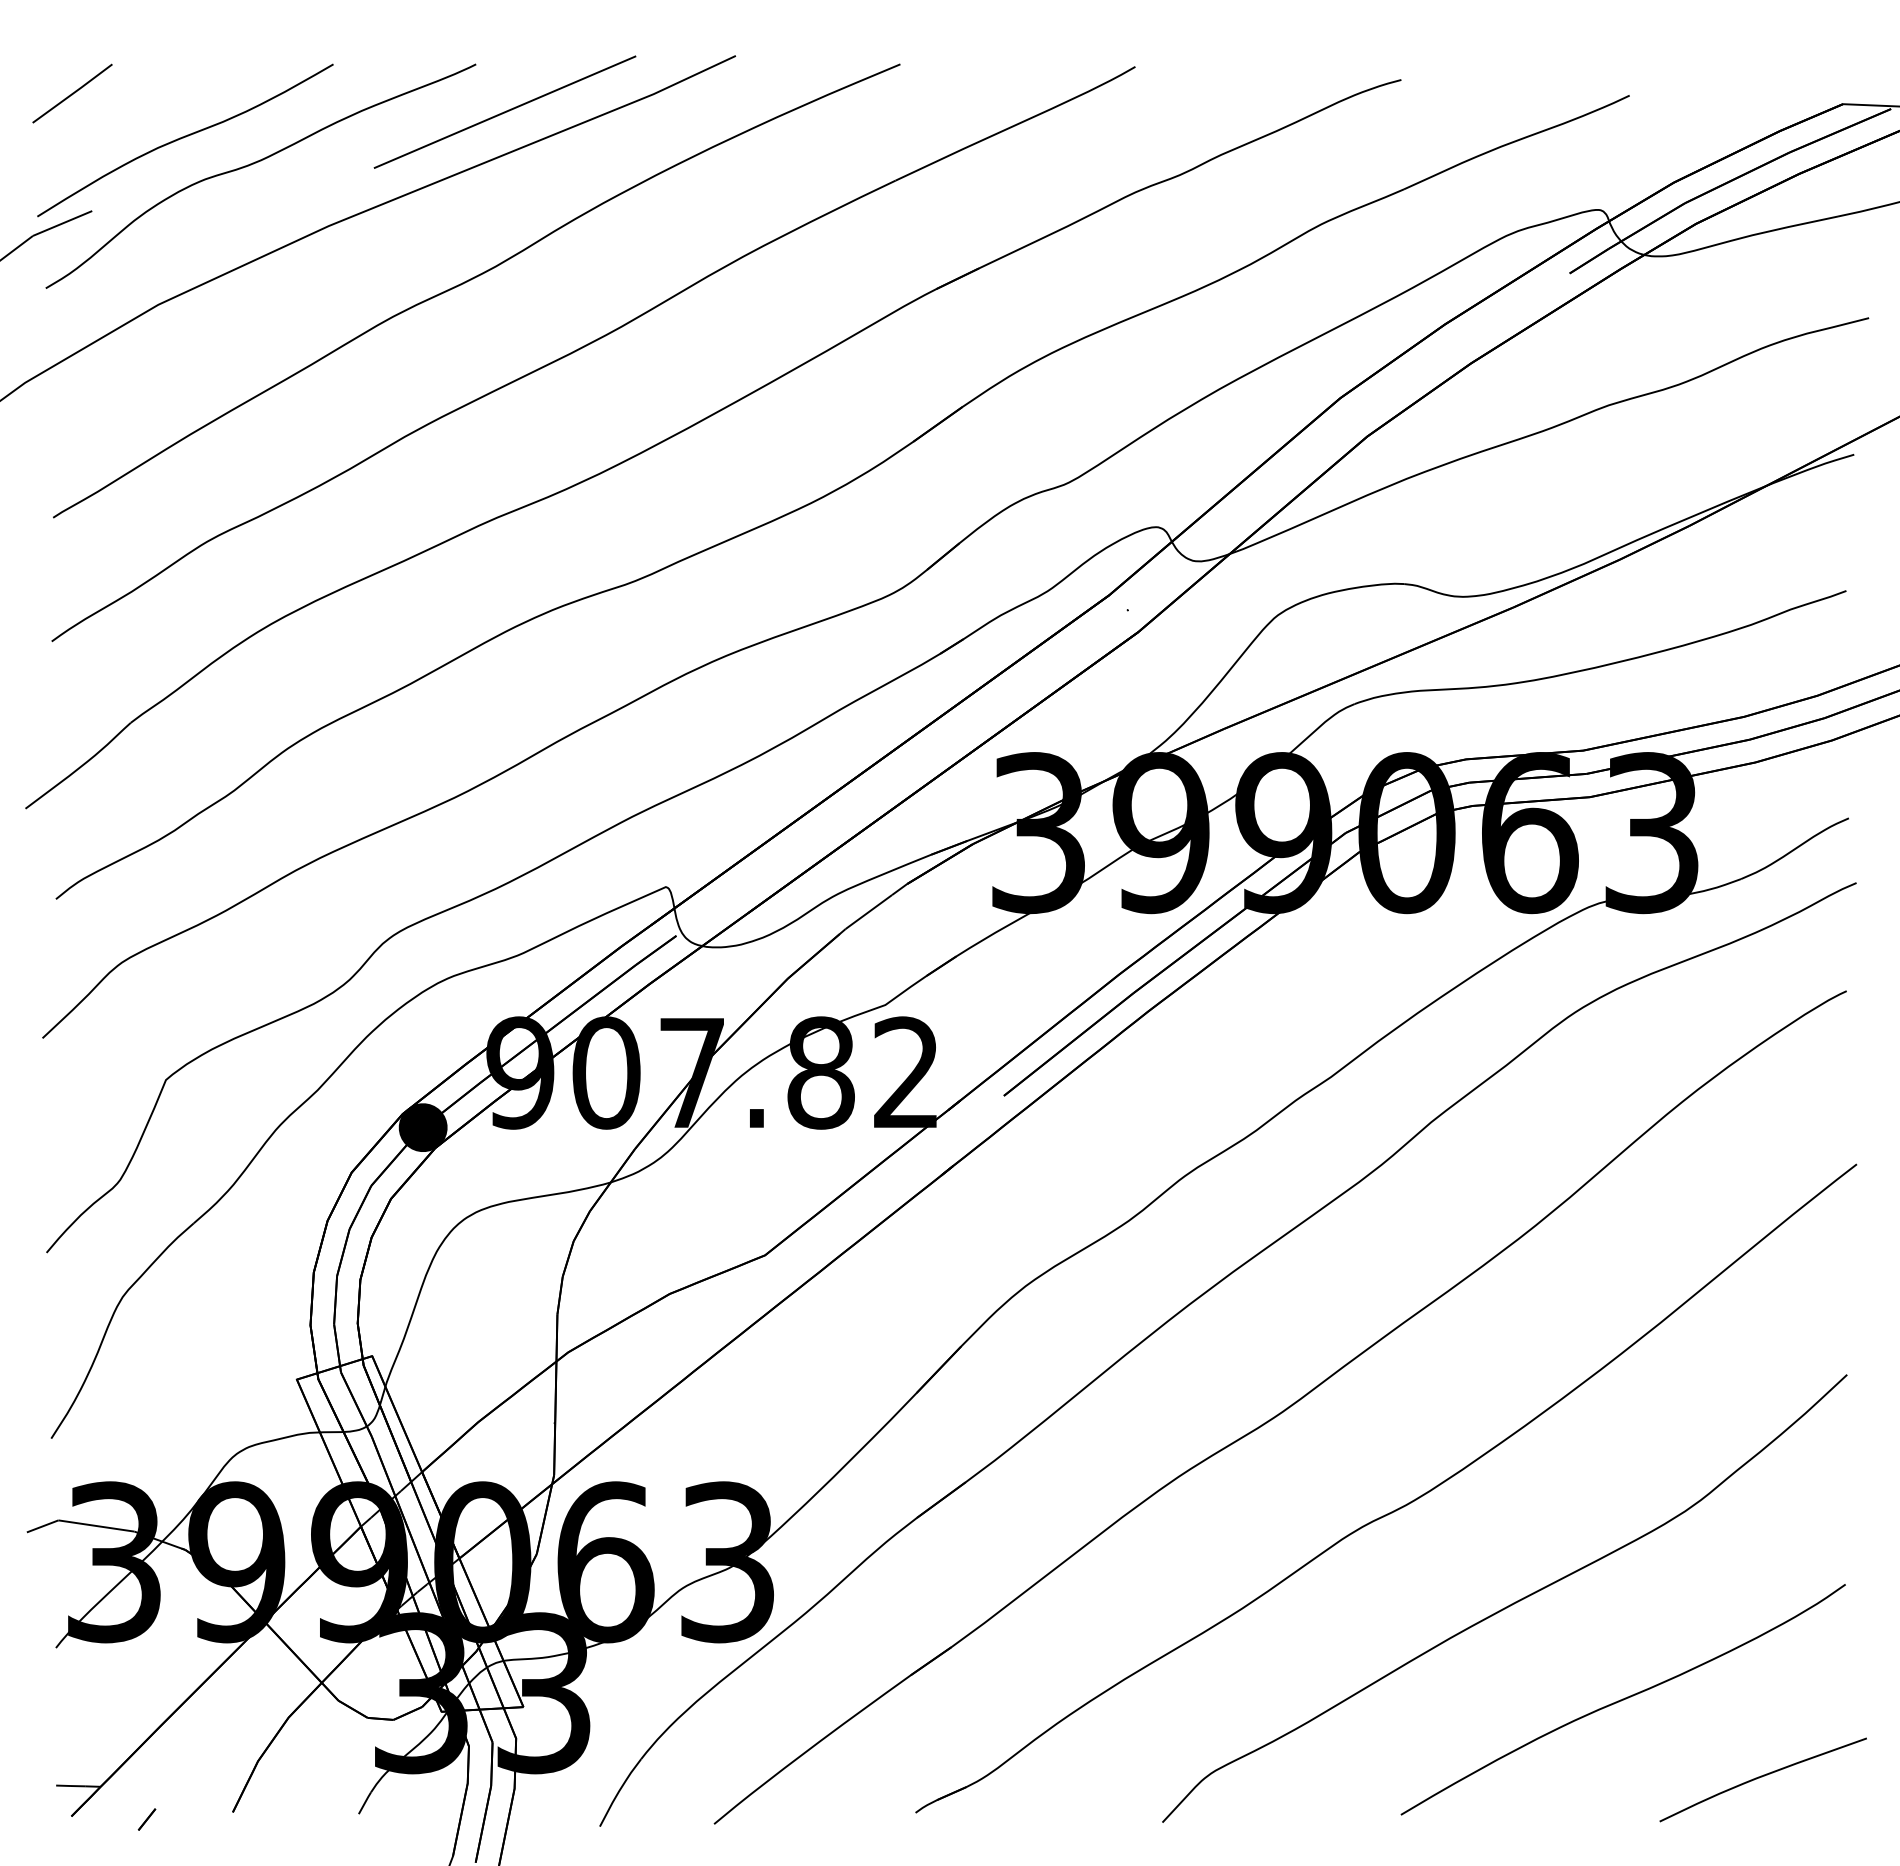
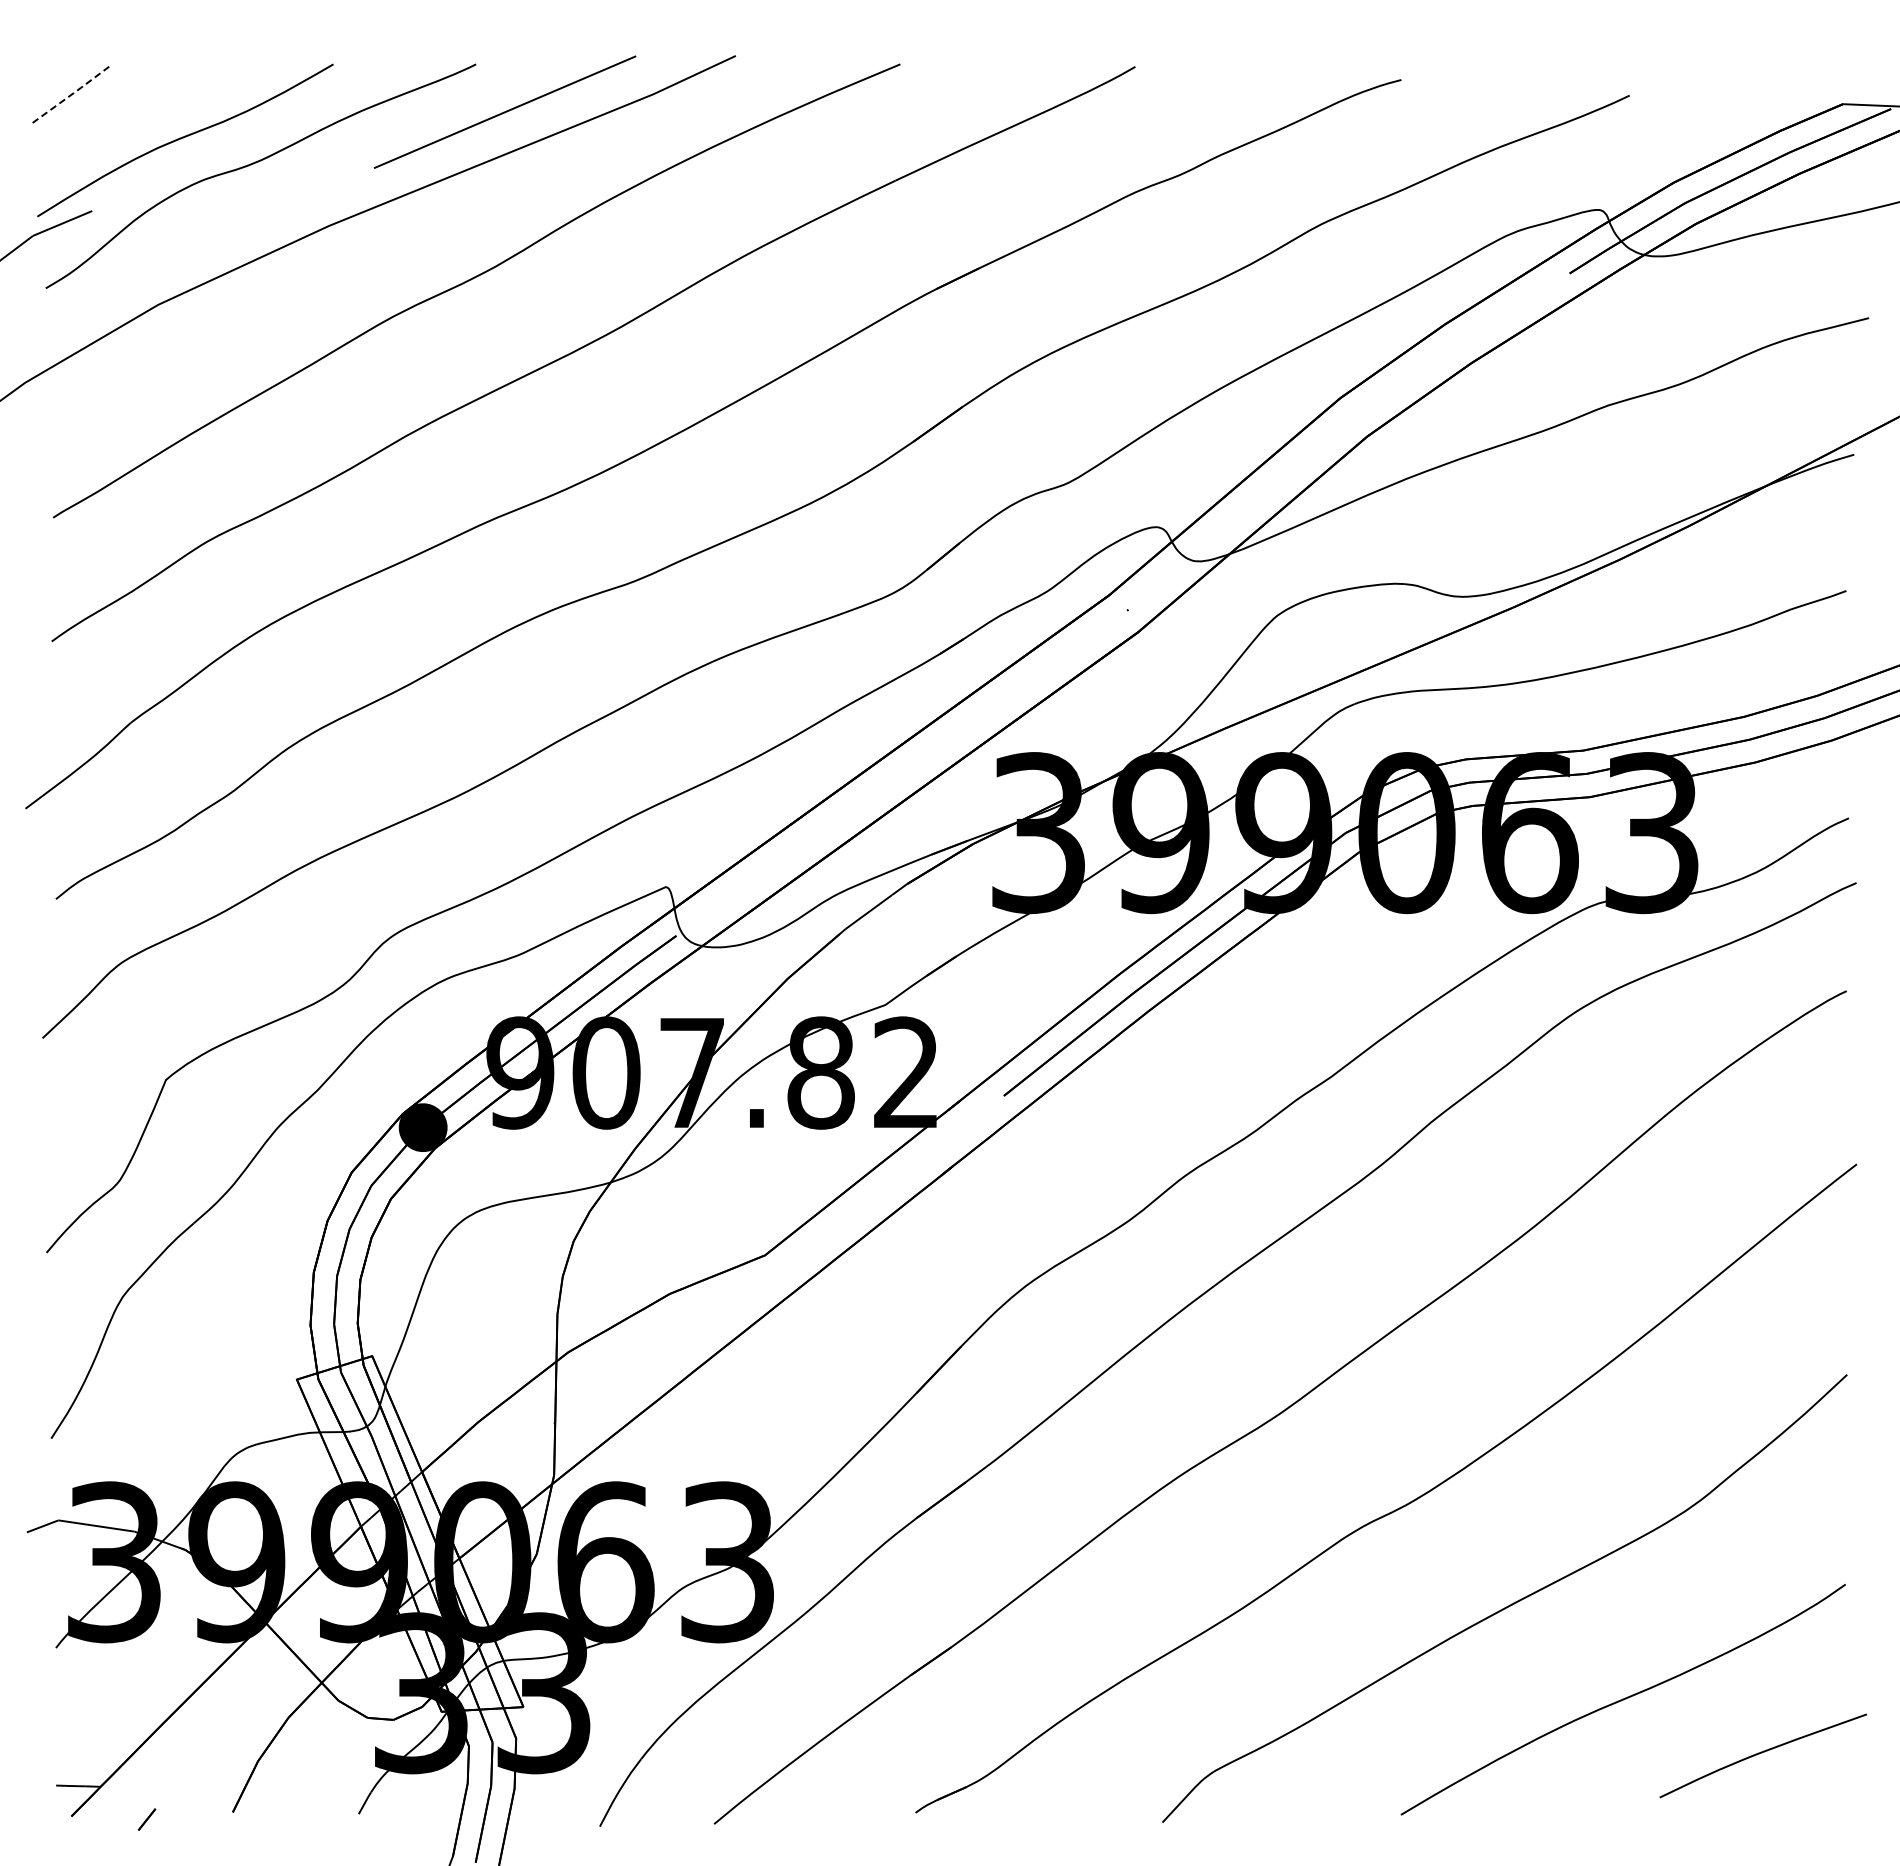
line: solid -> dashed (73, 93)
curve position: (1762, 1777) -> (1762, 1753) (1762, 1753)
